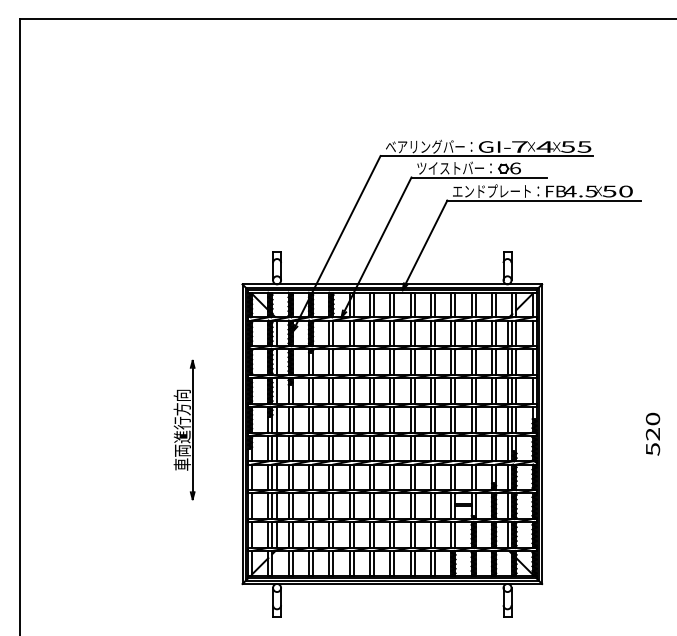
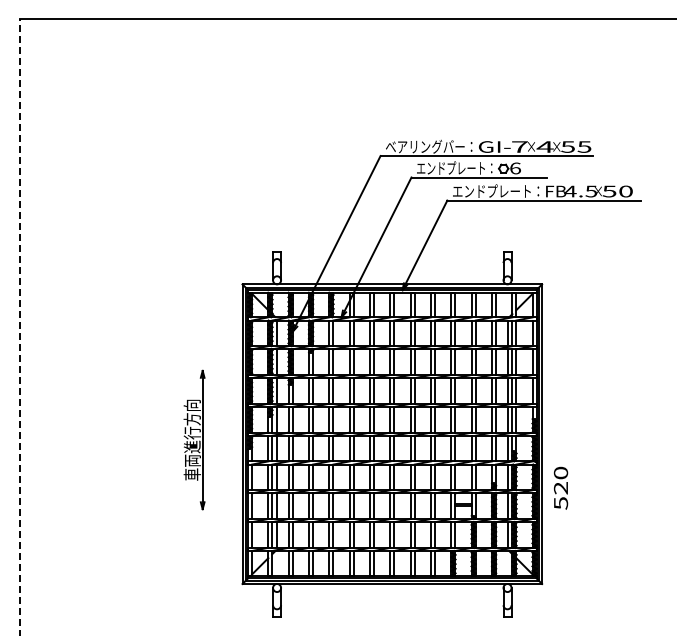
text: ツイストバー： -> エンドプレート： (454, 167)
line: solid -> dashed (20, 326)
part position: (184, 429) -> (194, 439) (194, 439)
text position: (653, 433) -> (561, 487) (561, 487)
